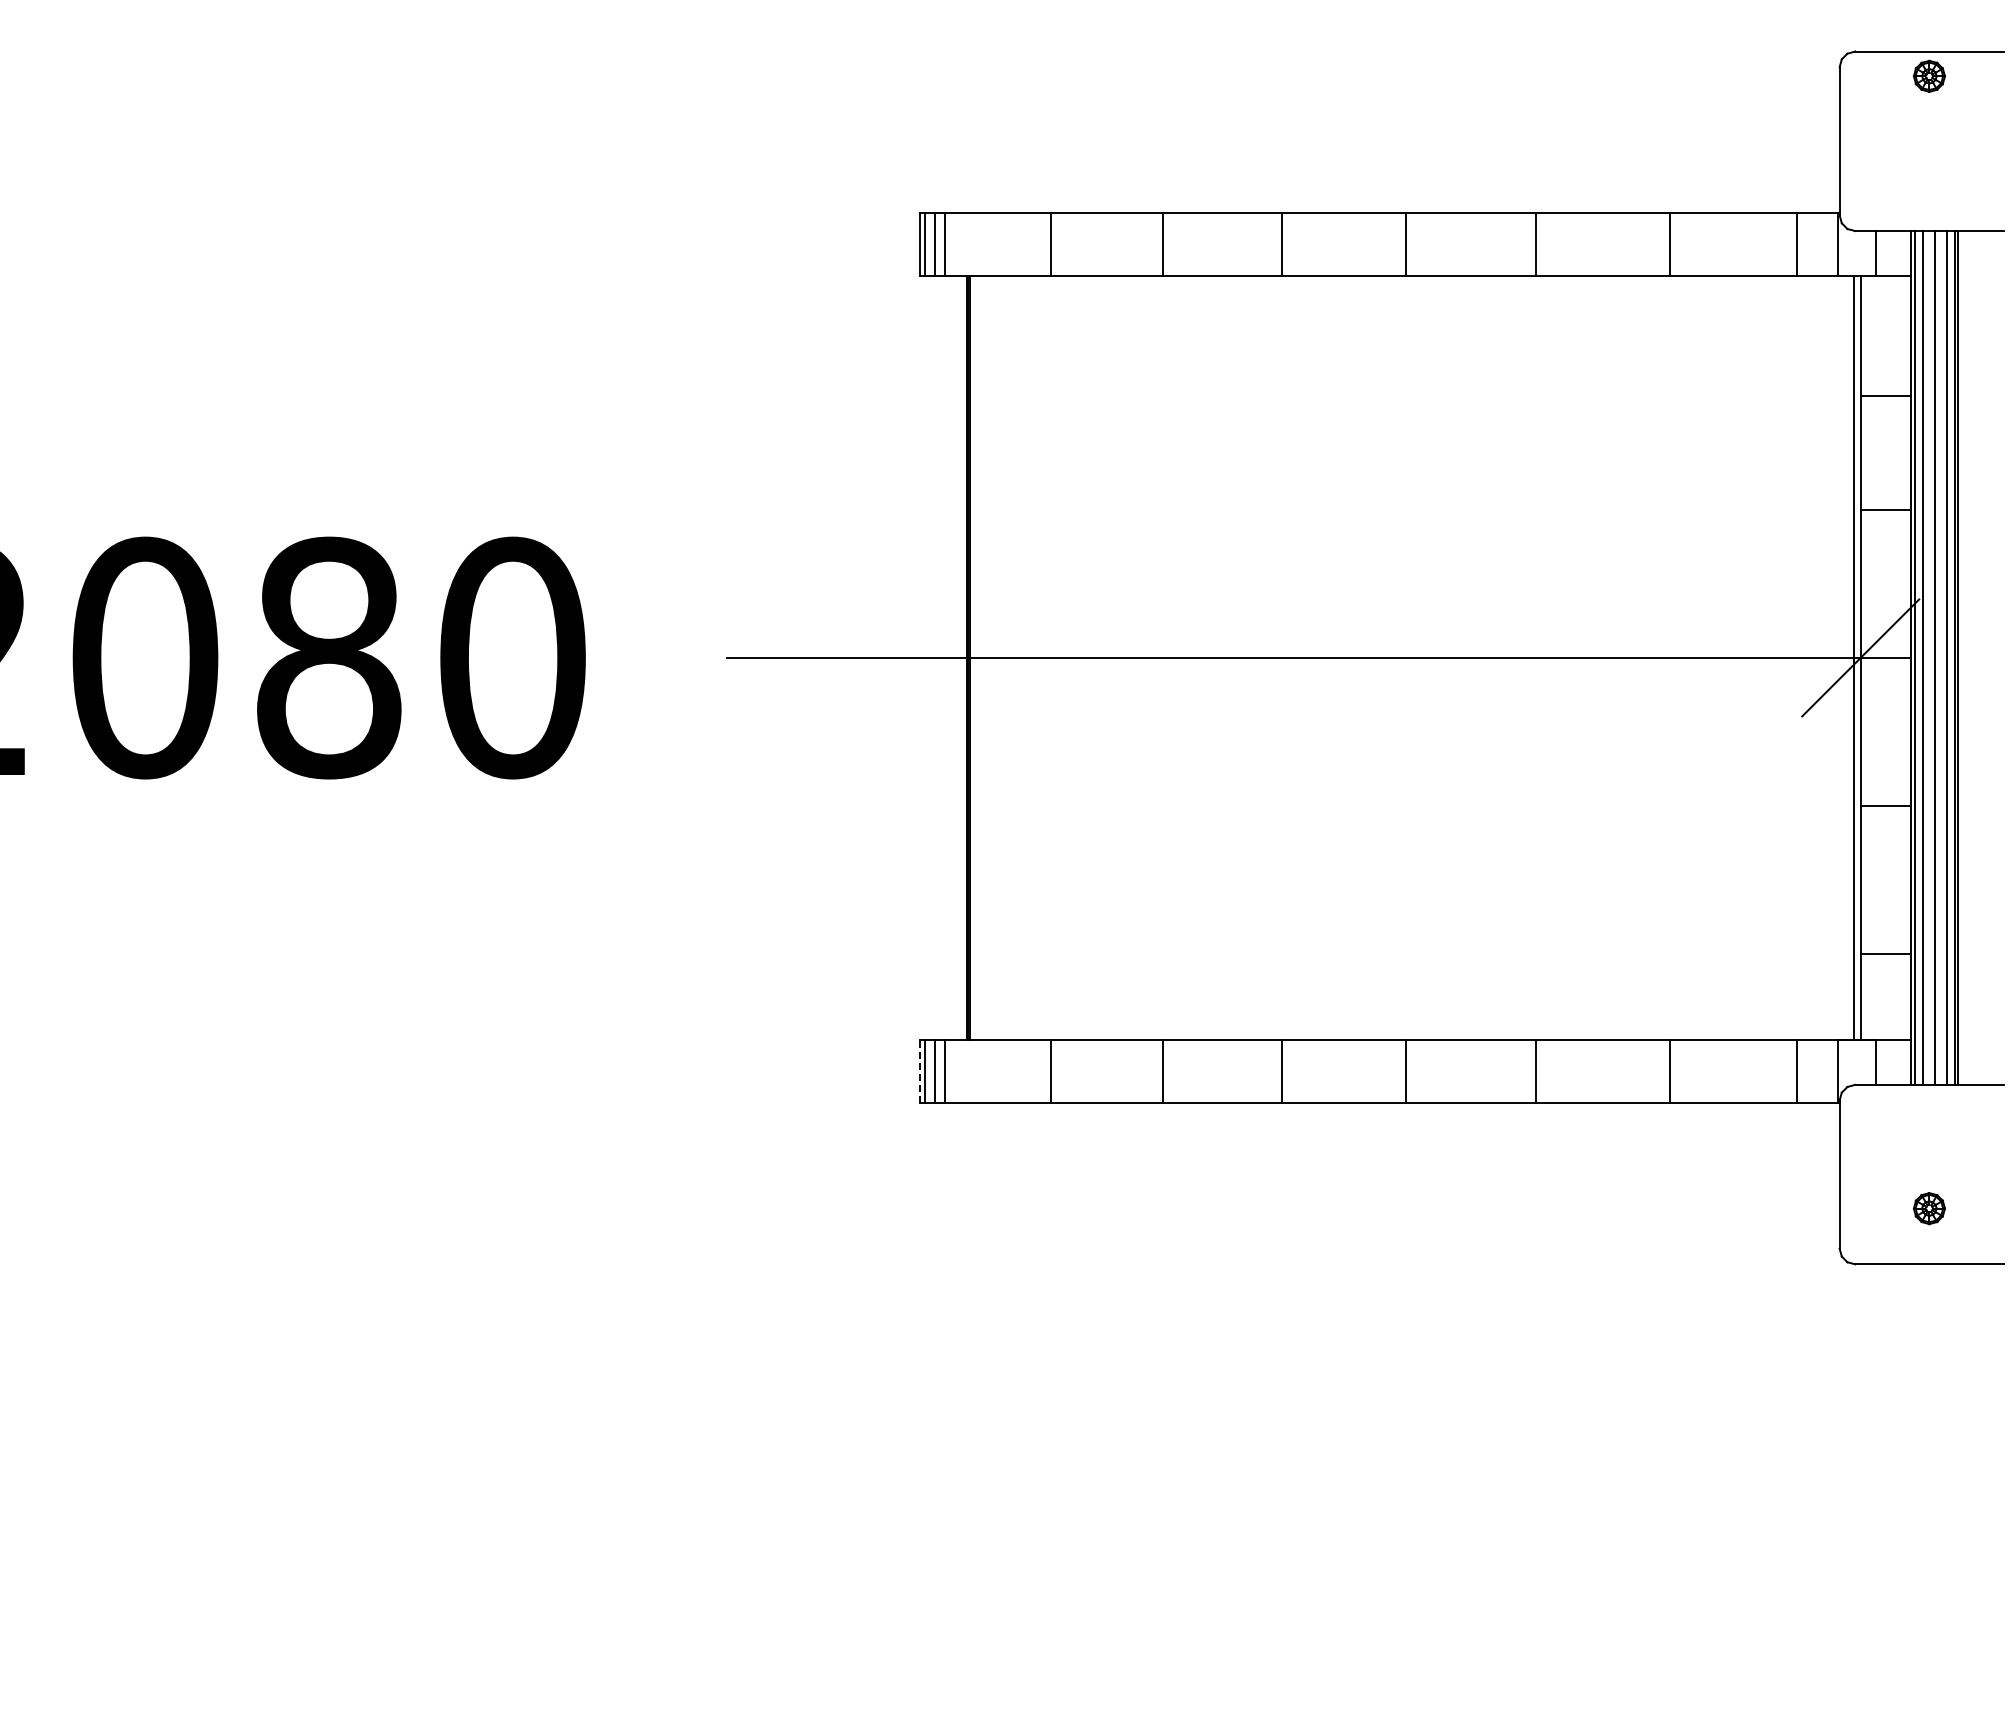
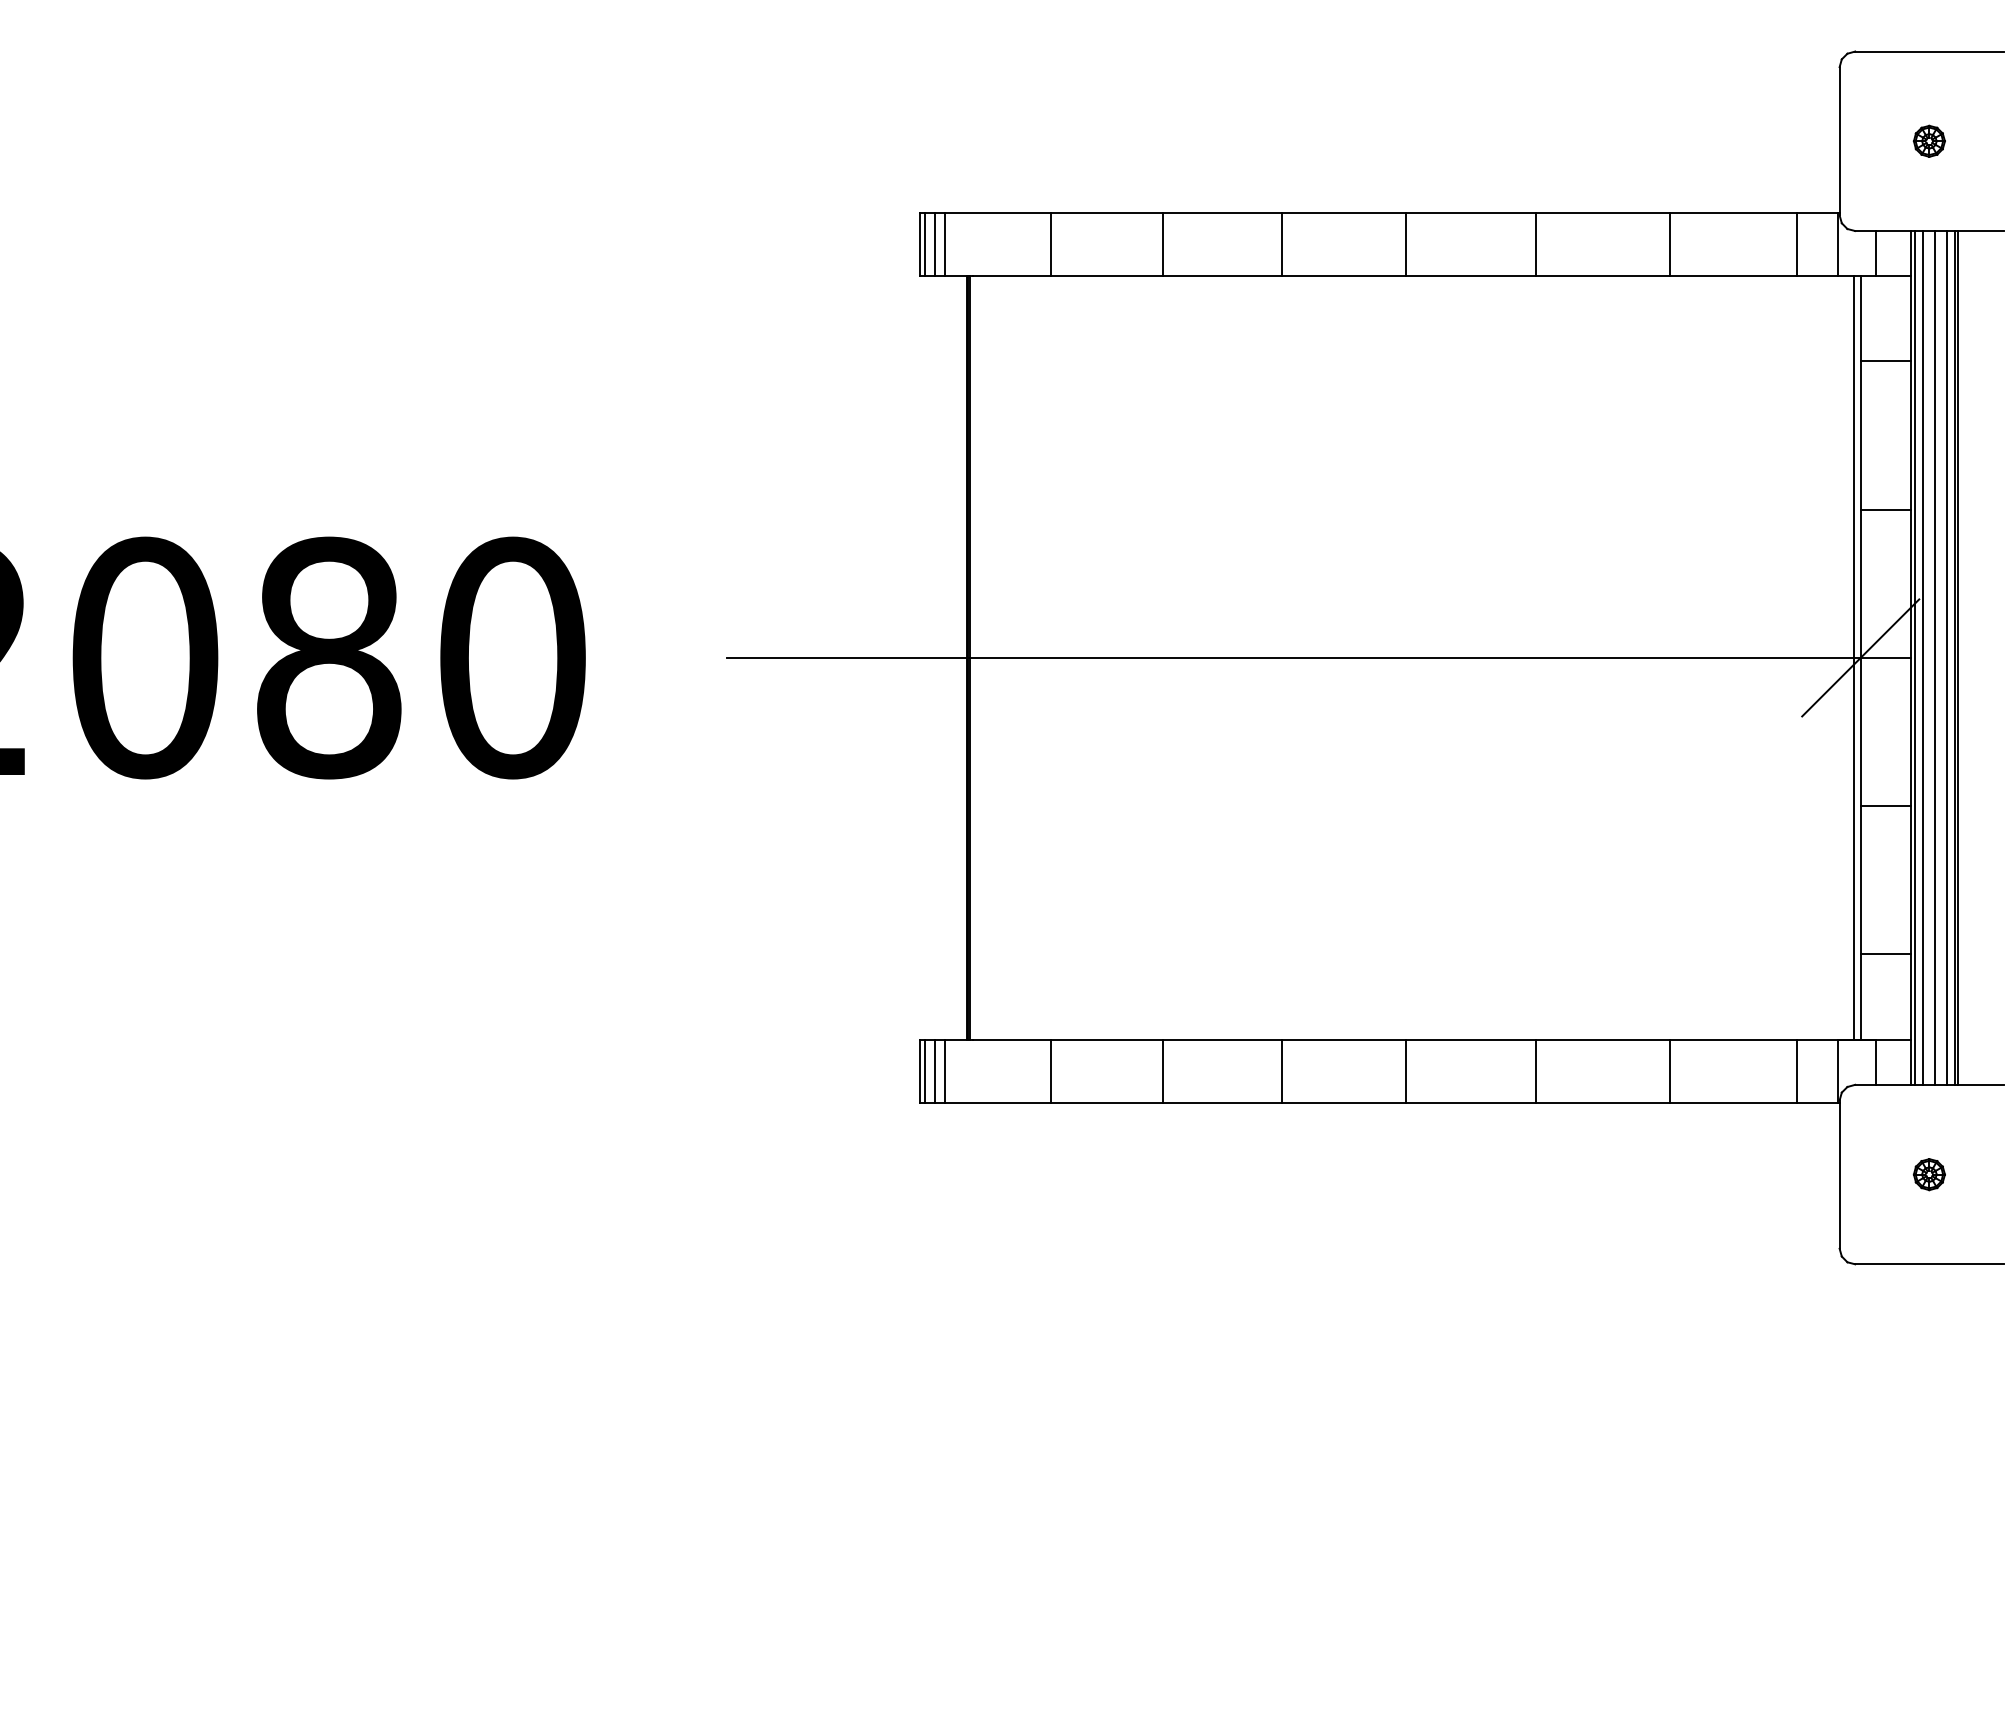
part position: (1928, 75) -> (1928, 140) (1928, 140)
line position: (1885, 396) -> (1885, 361) (1885, 361)
line: dashed -> solid (920, 1071)
part position: (1928, 1208) -> (1928, 1174) (1928, 1174)
